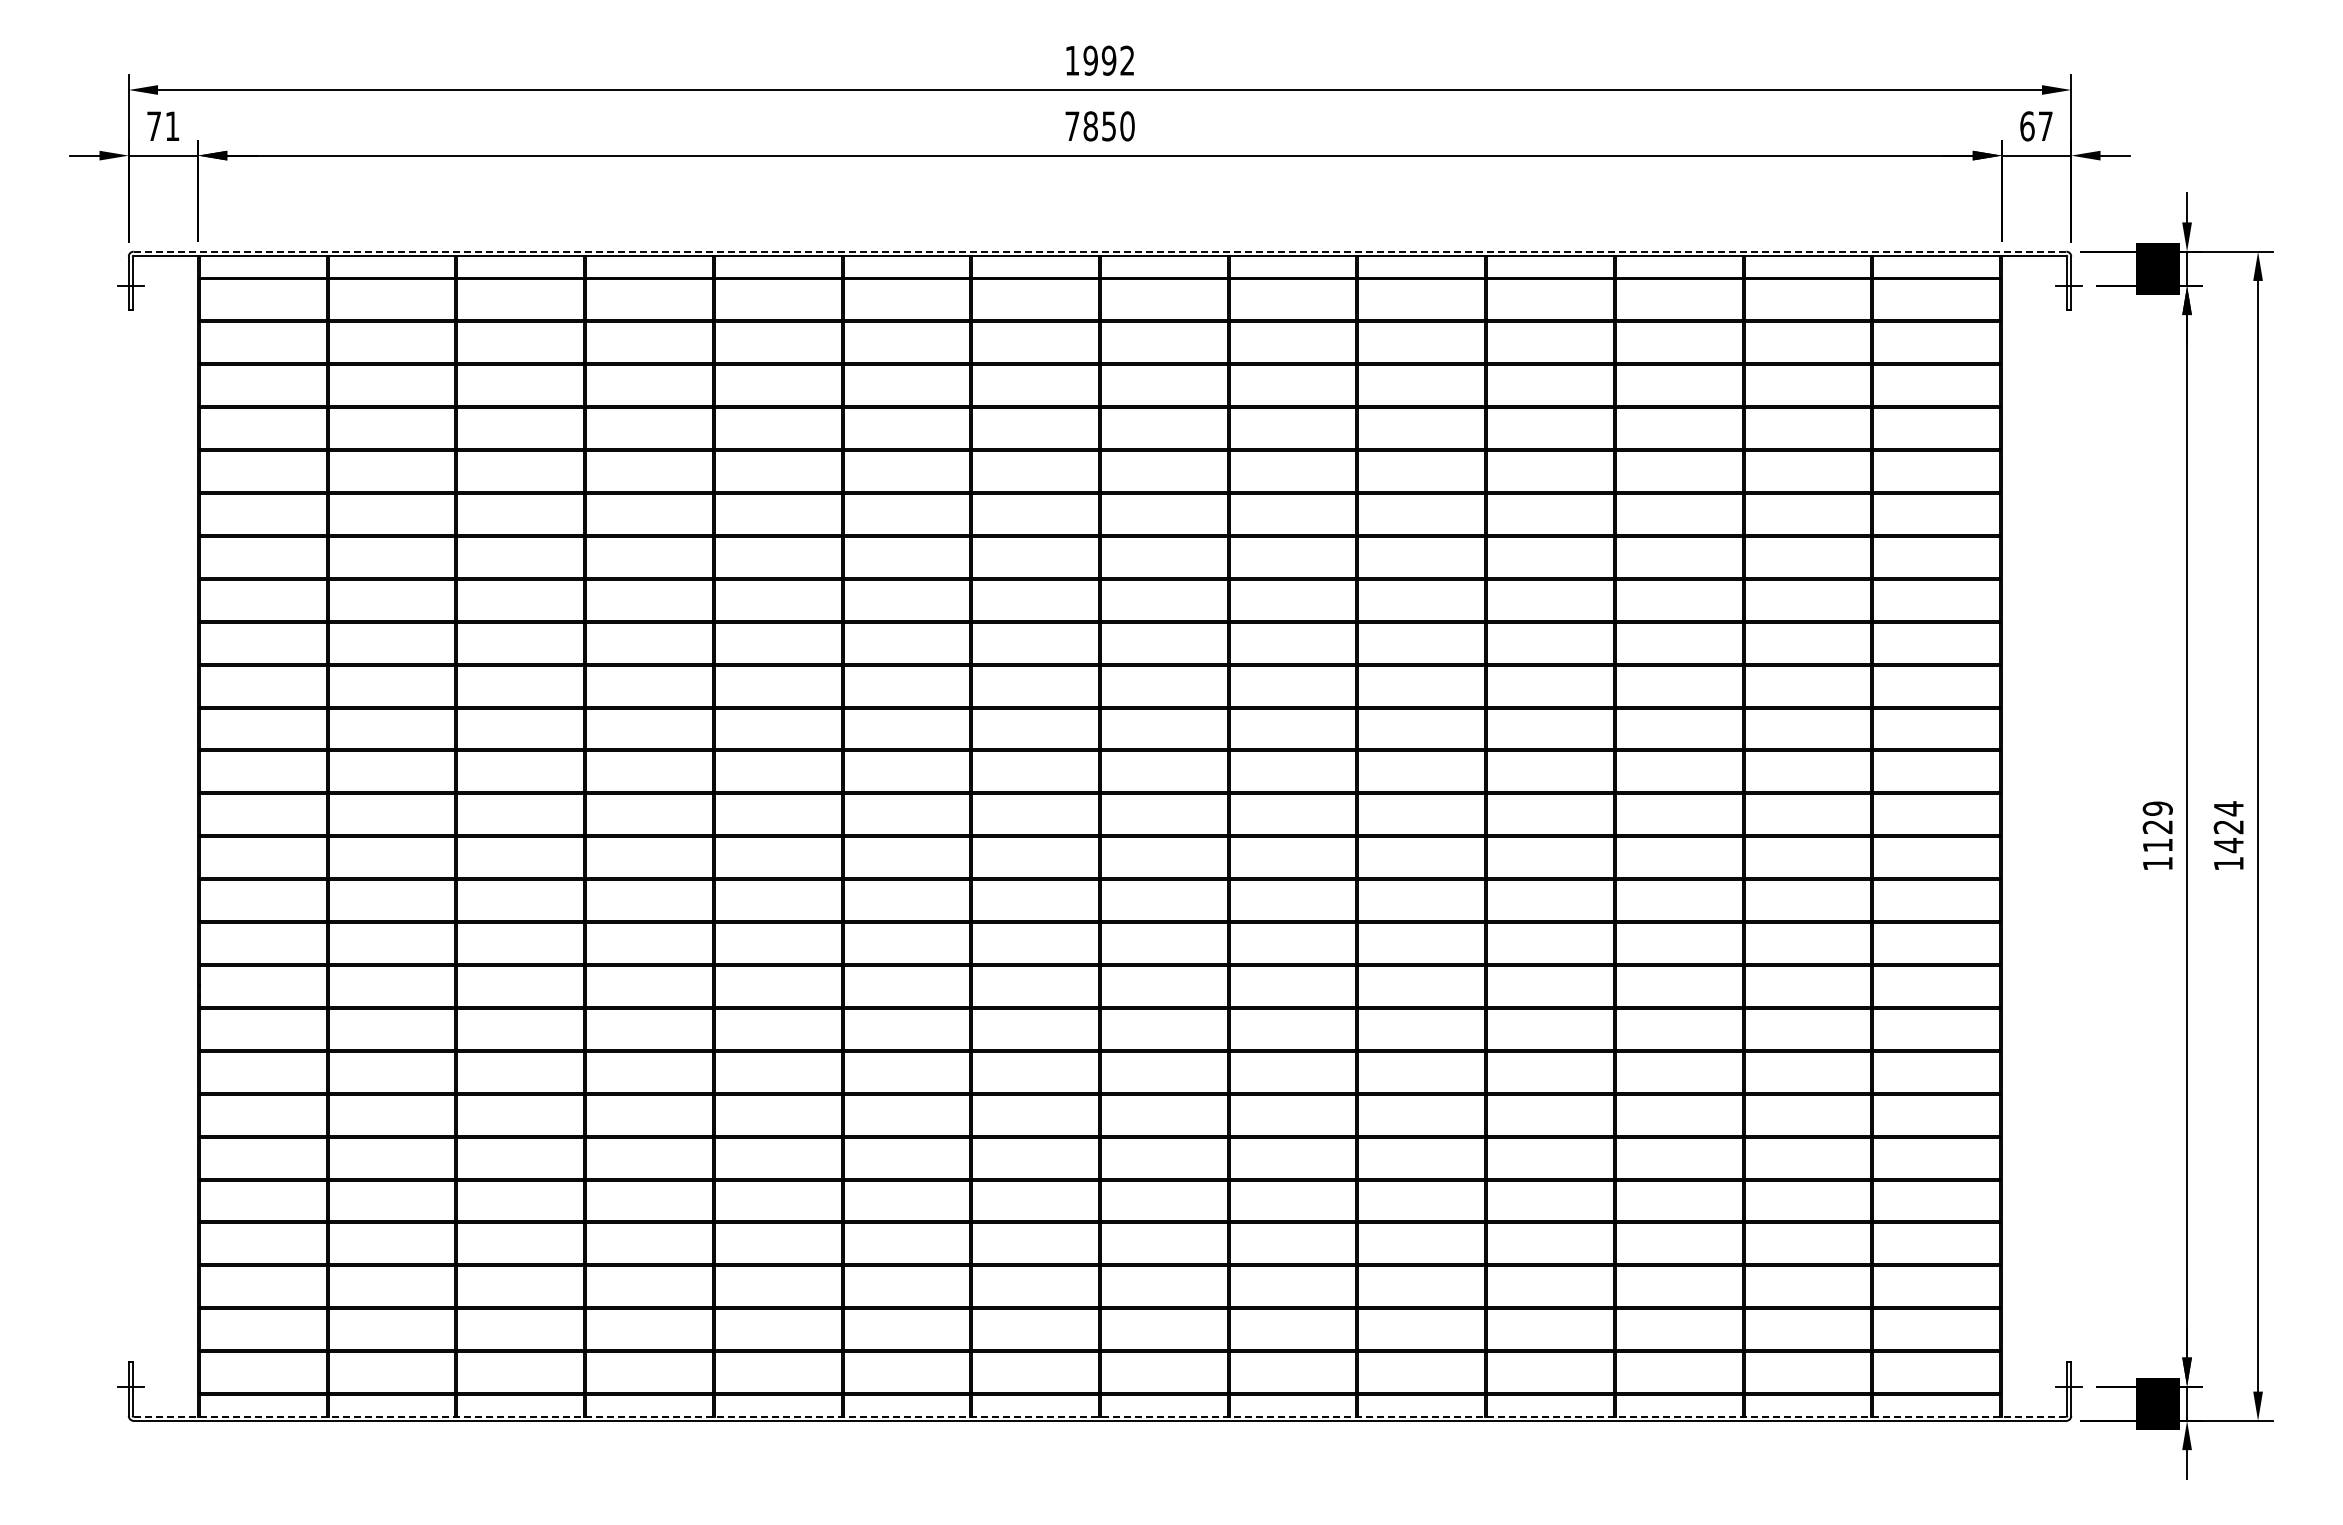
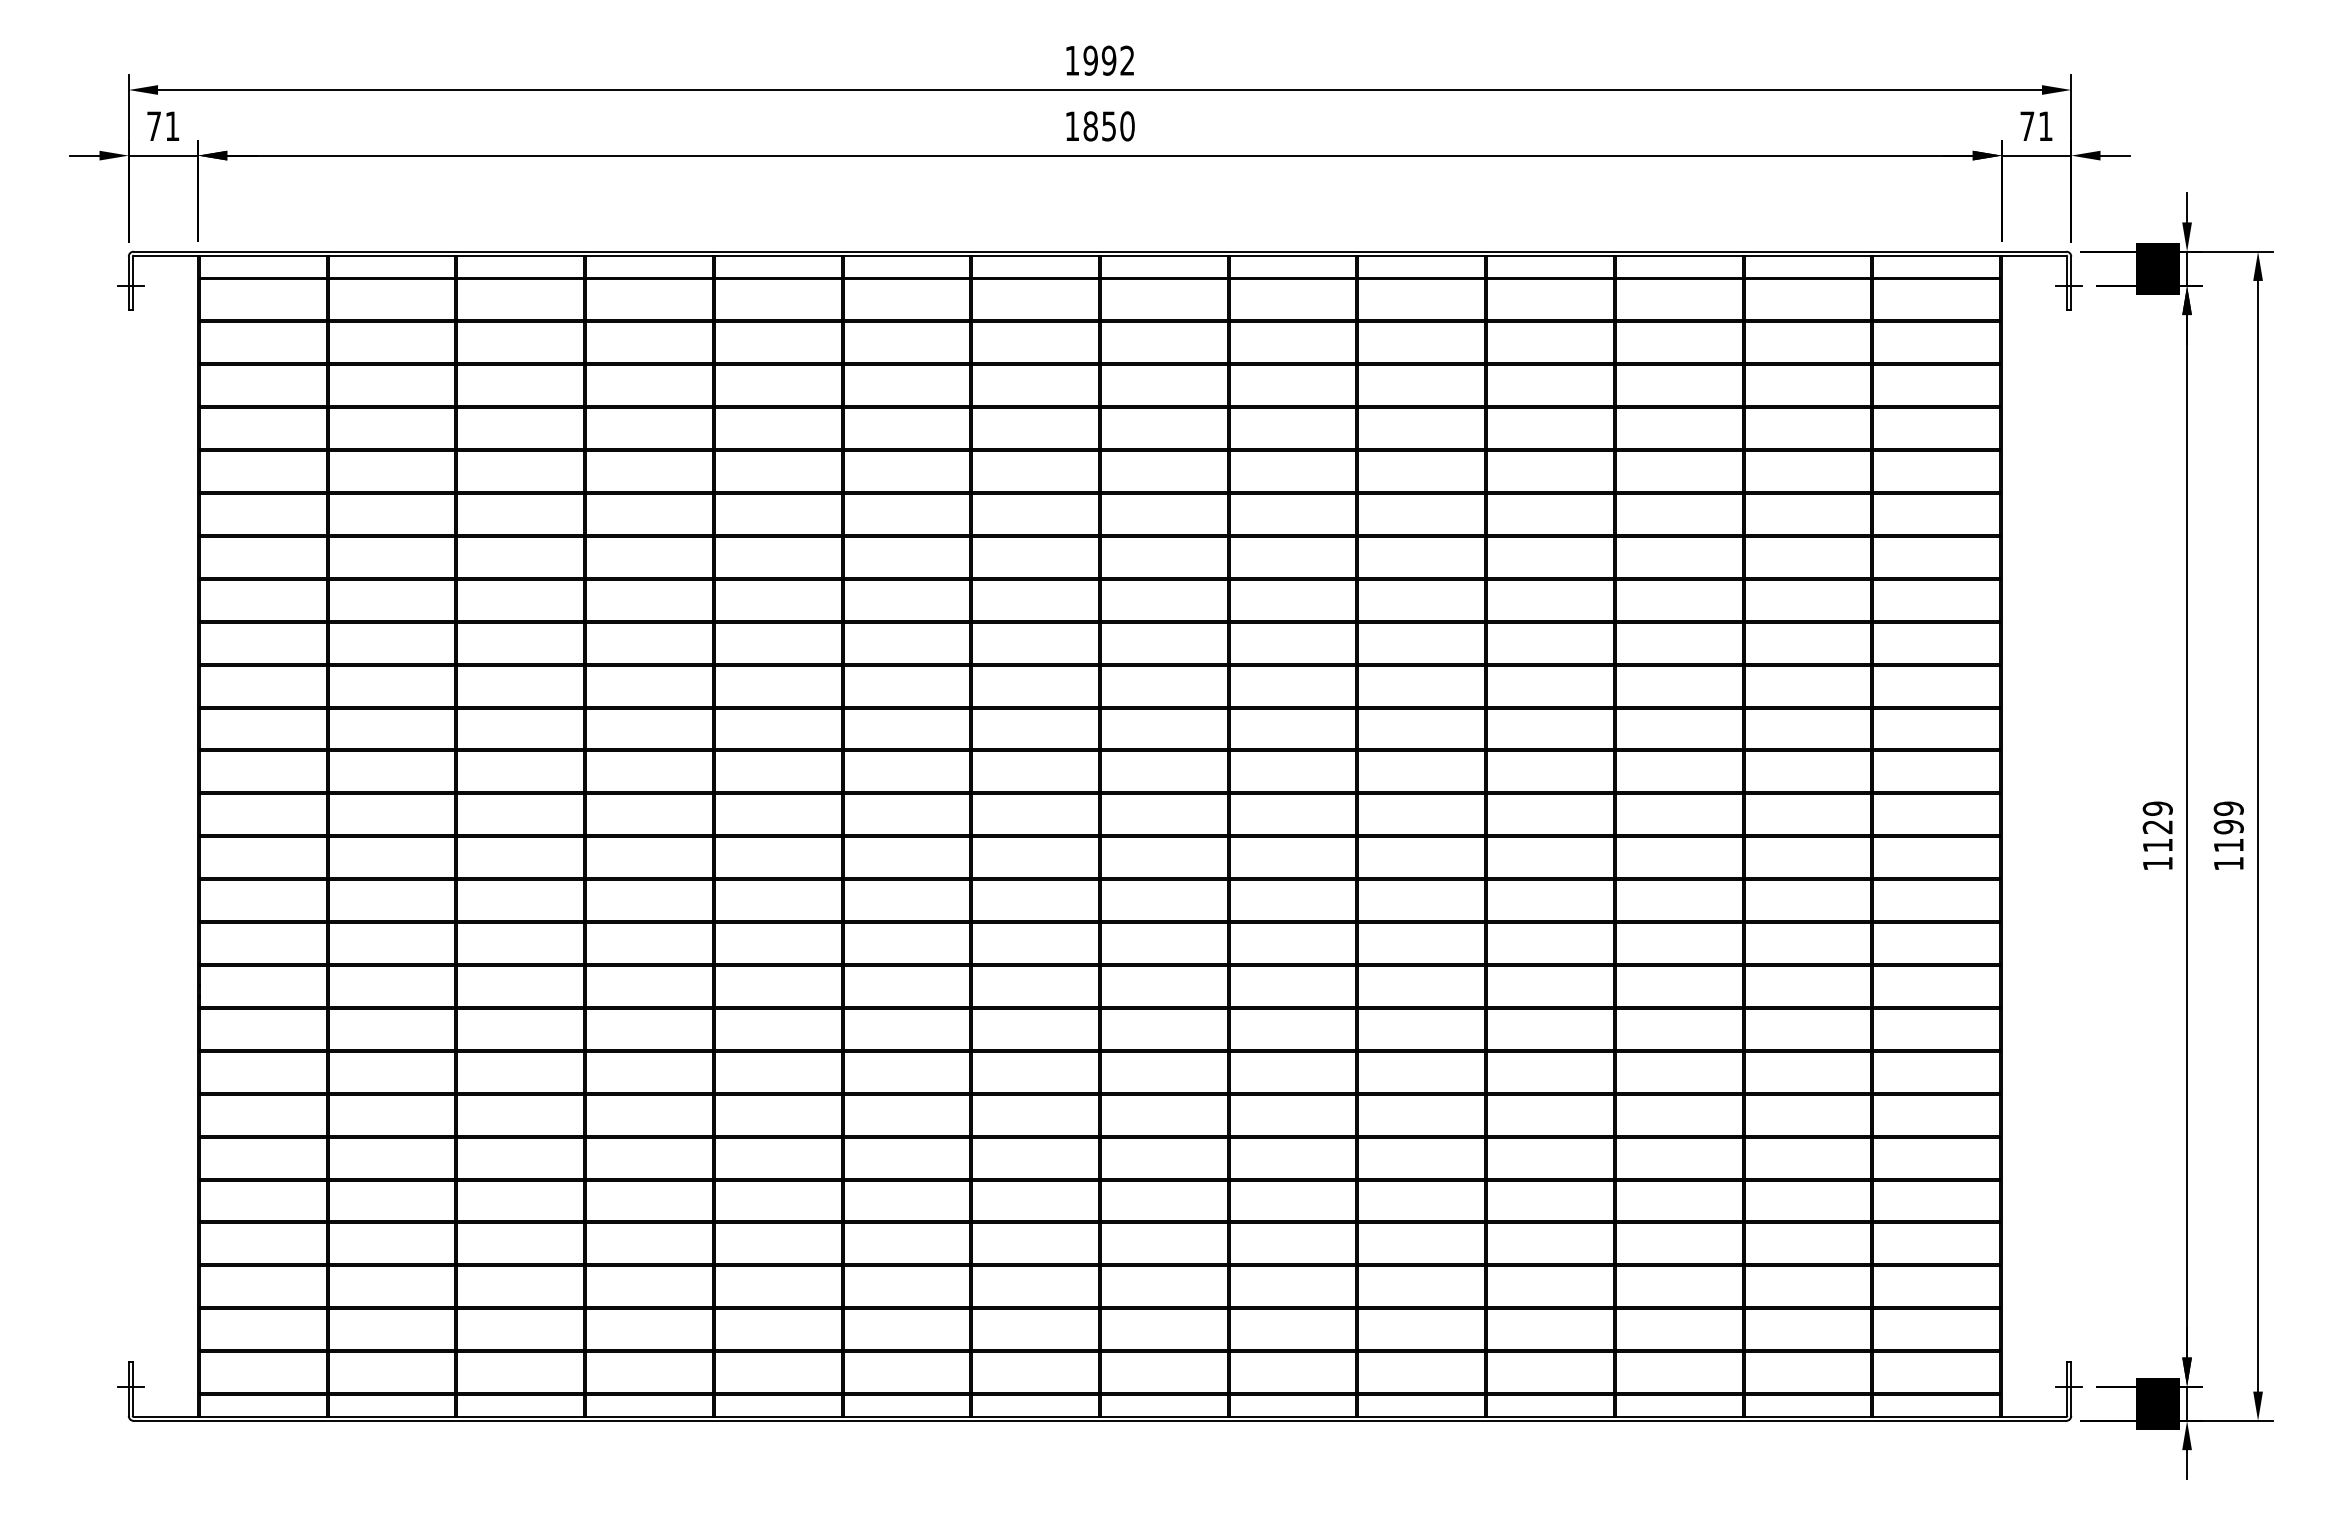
text: 7850 -> 1850 (1072, 125)
text: 67 -> 71 (2036, 126)
line: dashed -> solid (1100, 251)
text: 1424 -> 1199 (2228, 827)
line: dashed -> solid (1100, 1416)
